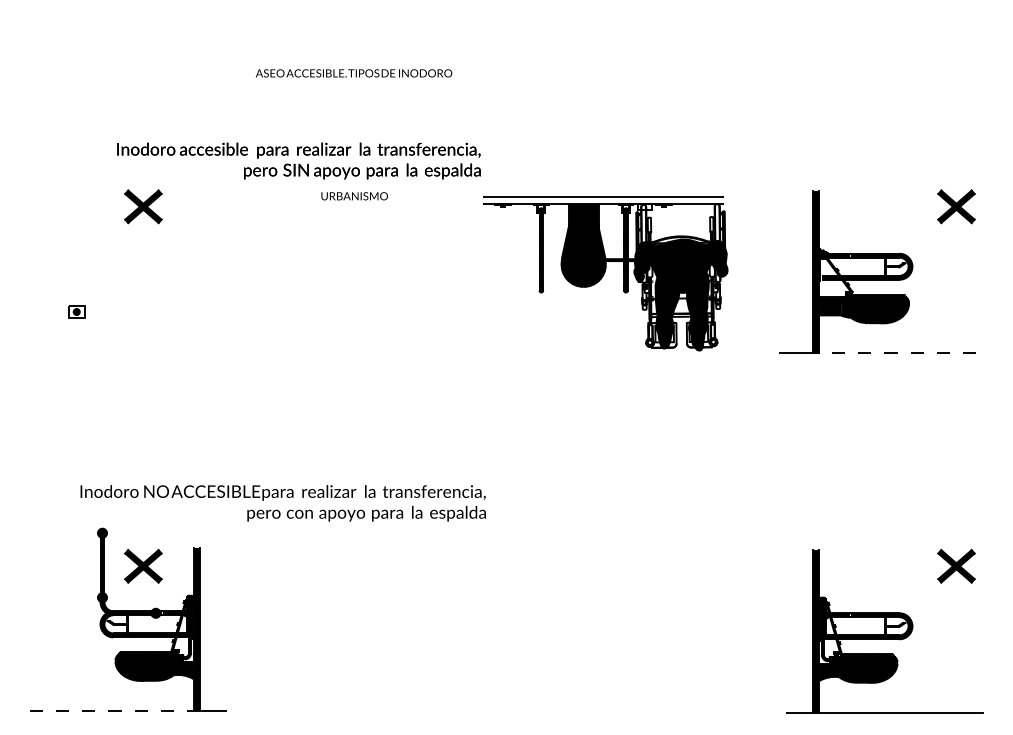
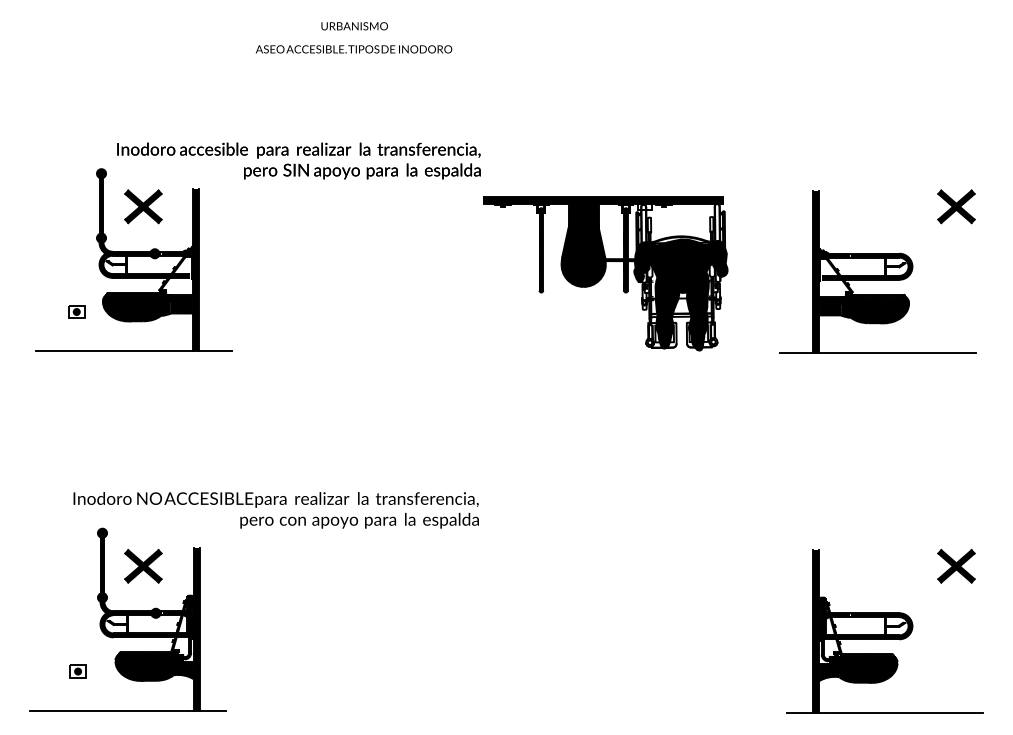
text position: (353, 73) -> (353, 49) (353, 49)
text position: (354, 196) -> (354, 26) (354, 26)
fill: none -> present (602, 200)
part: none -> present (133, 259)
line: dashed -> solid (896, 353)
text position: (282, 503) -> (275, 510) (275, 510)
part: none -> present (77, 671)
line: dashed -> solid (108, 710)
